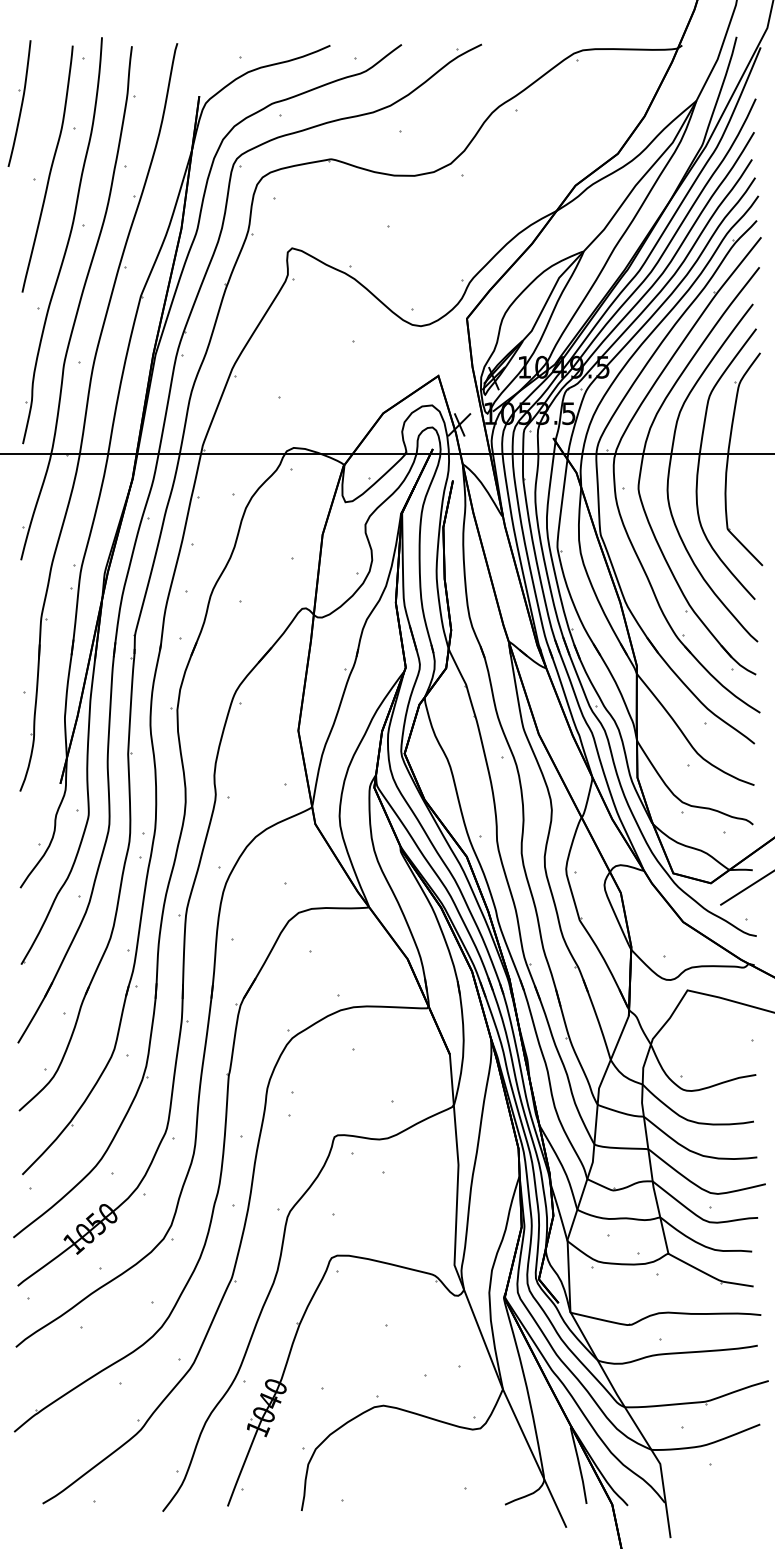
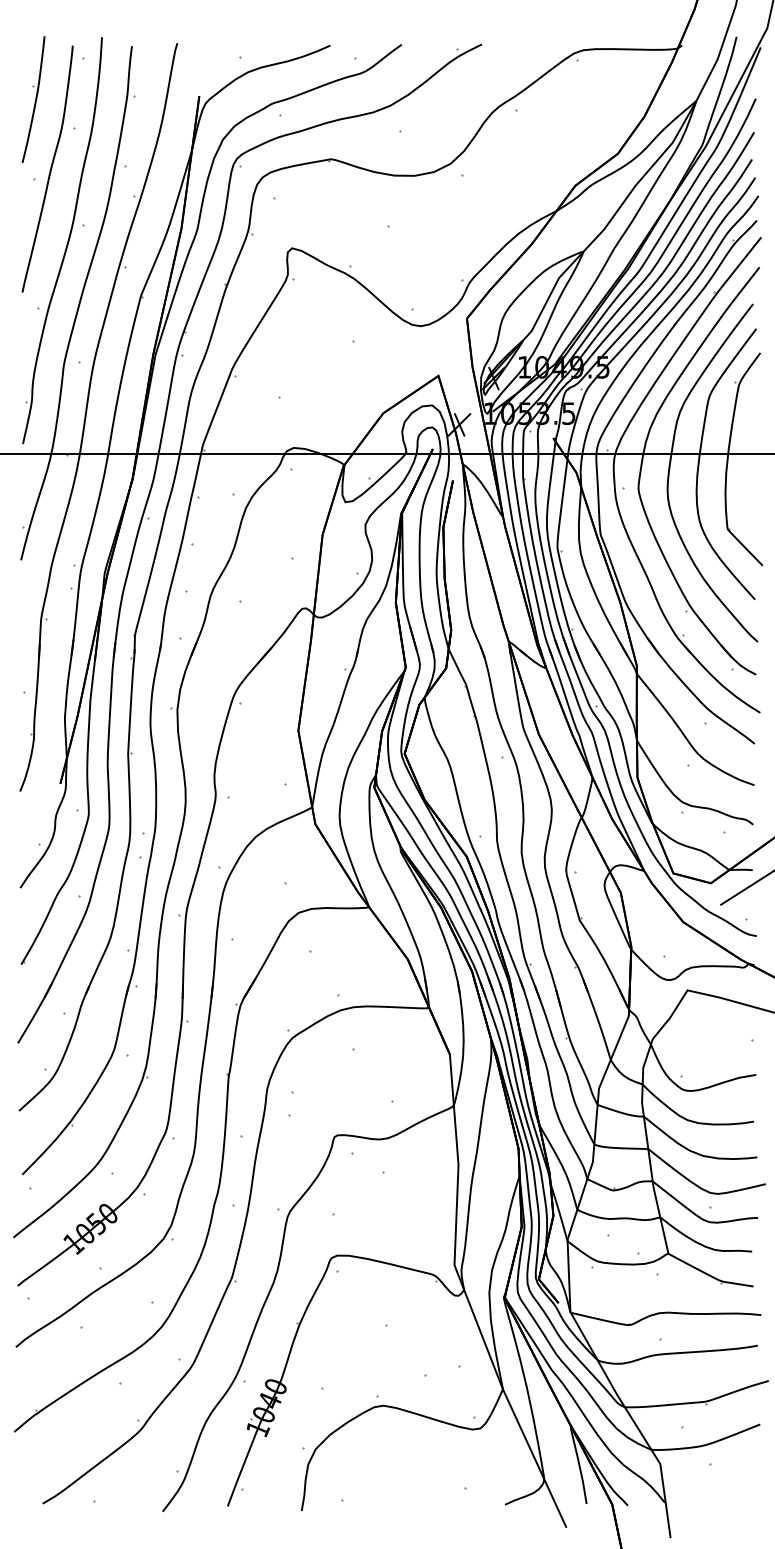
part position: (19, 103) -> (33, 99) (33, 99)
